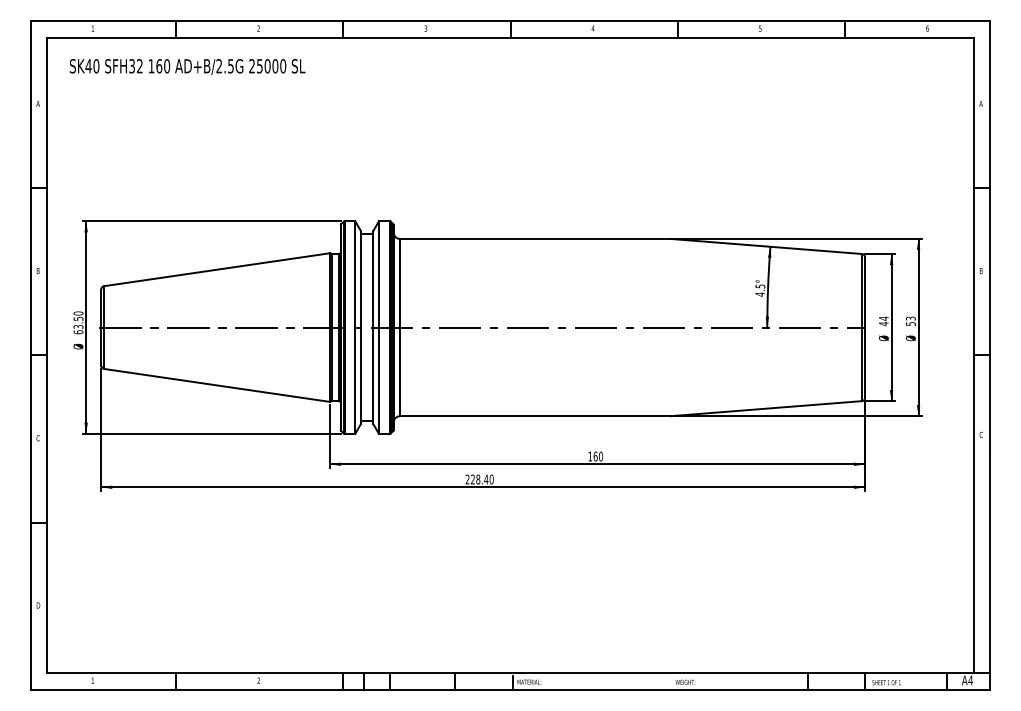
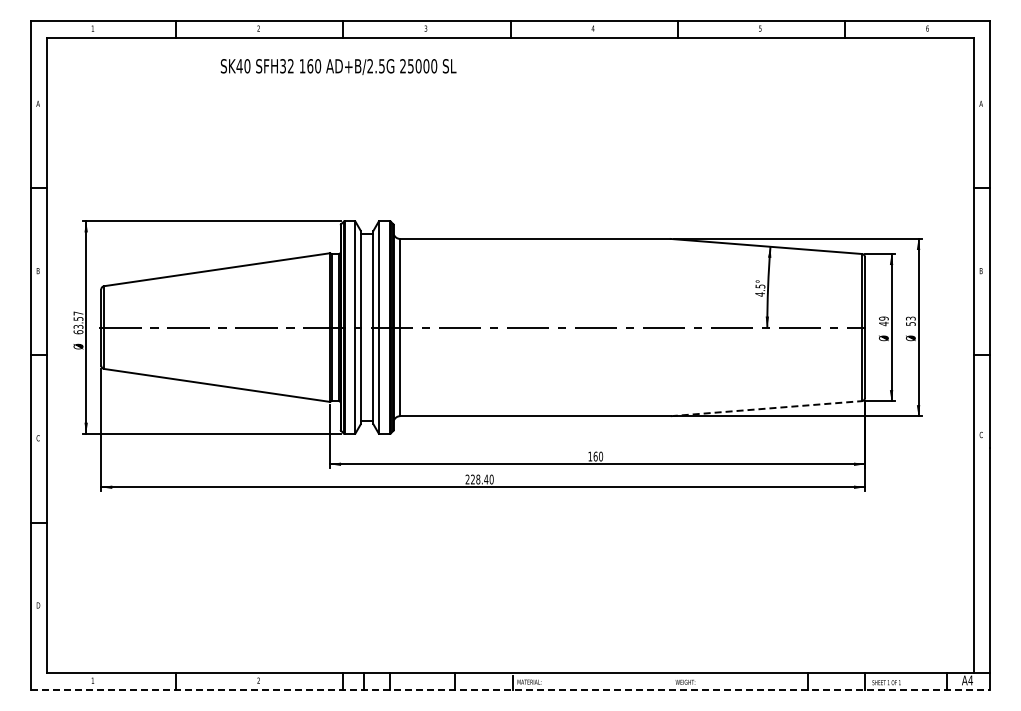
text position: (187, 66) -> (338, 66) (338, 66)
text: 63.50 -> 63.57 (78, 313)
text: 44 -> 49 (883, 318)
line: solid -> dashed (766, 408)
line: solid -> dashed (510, 689)
